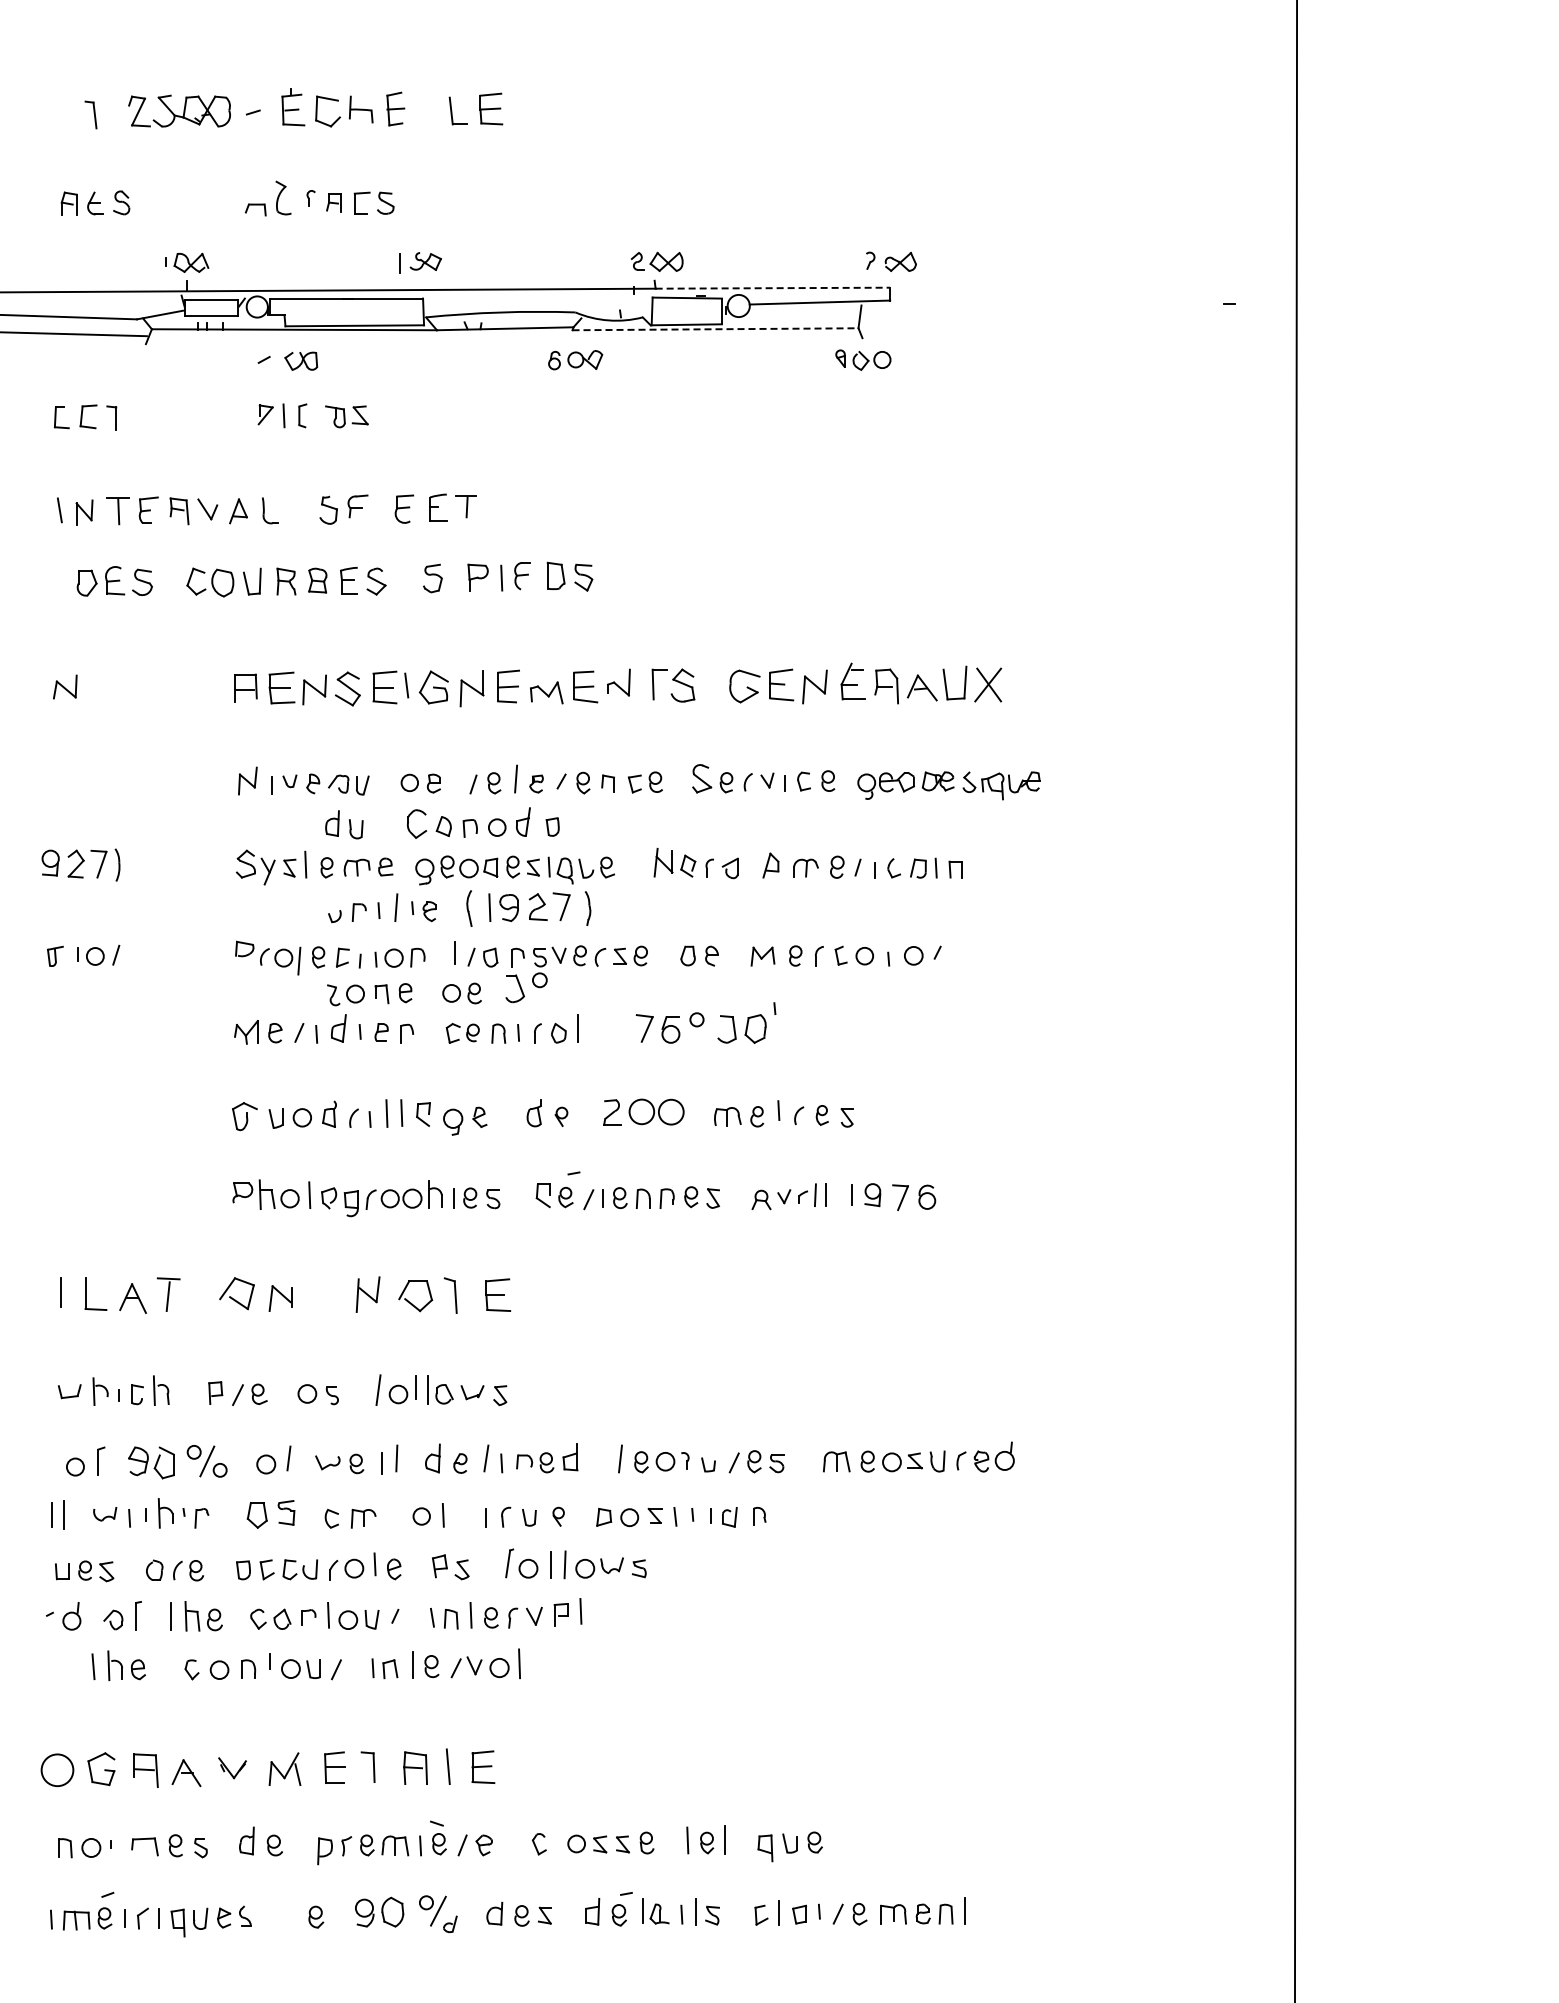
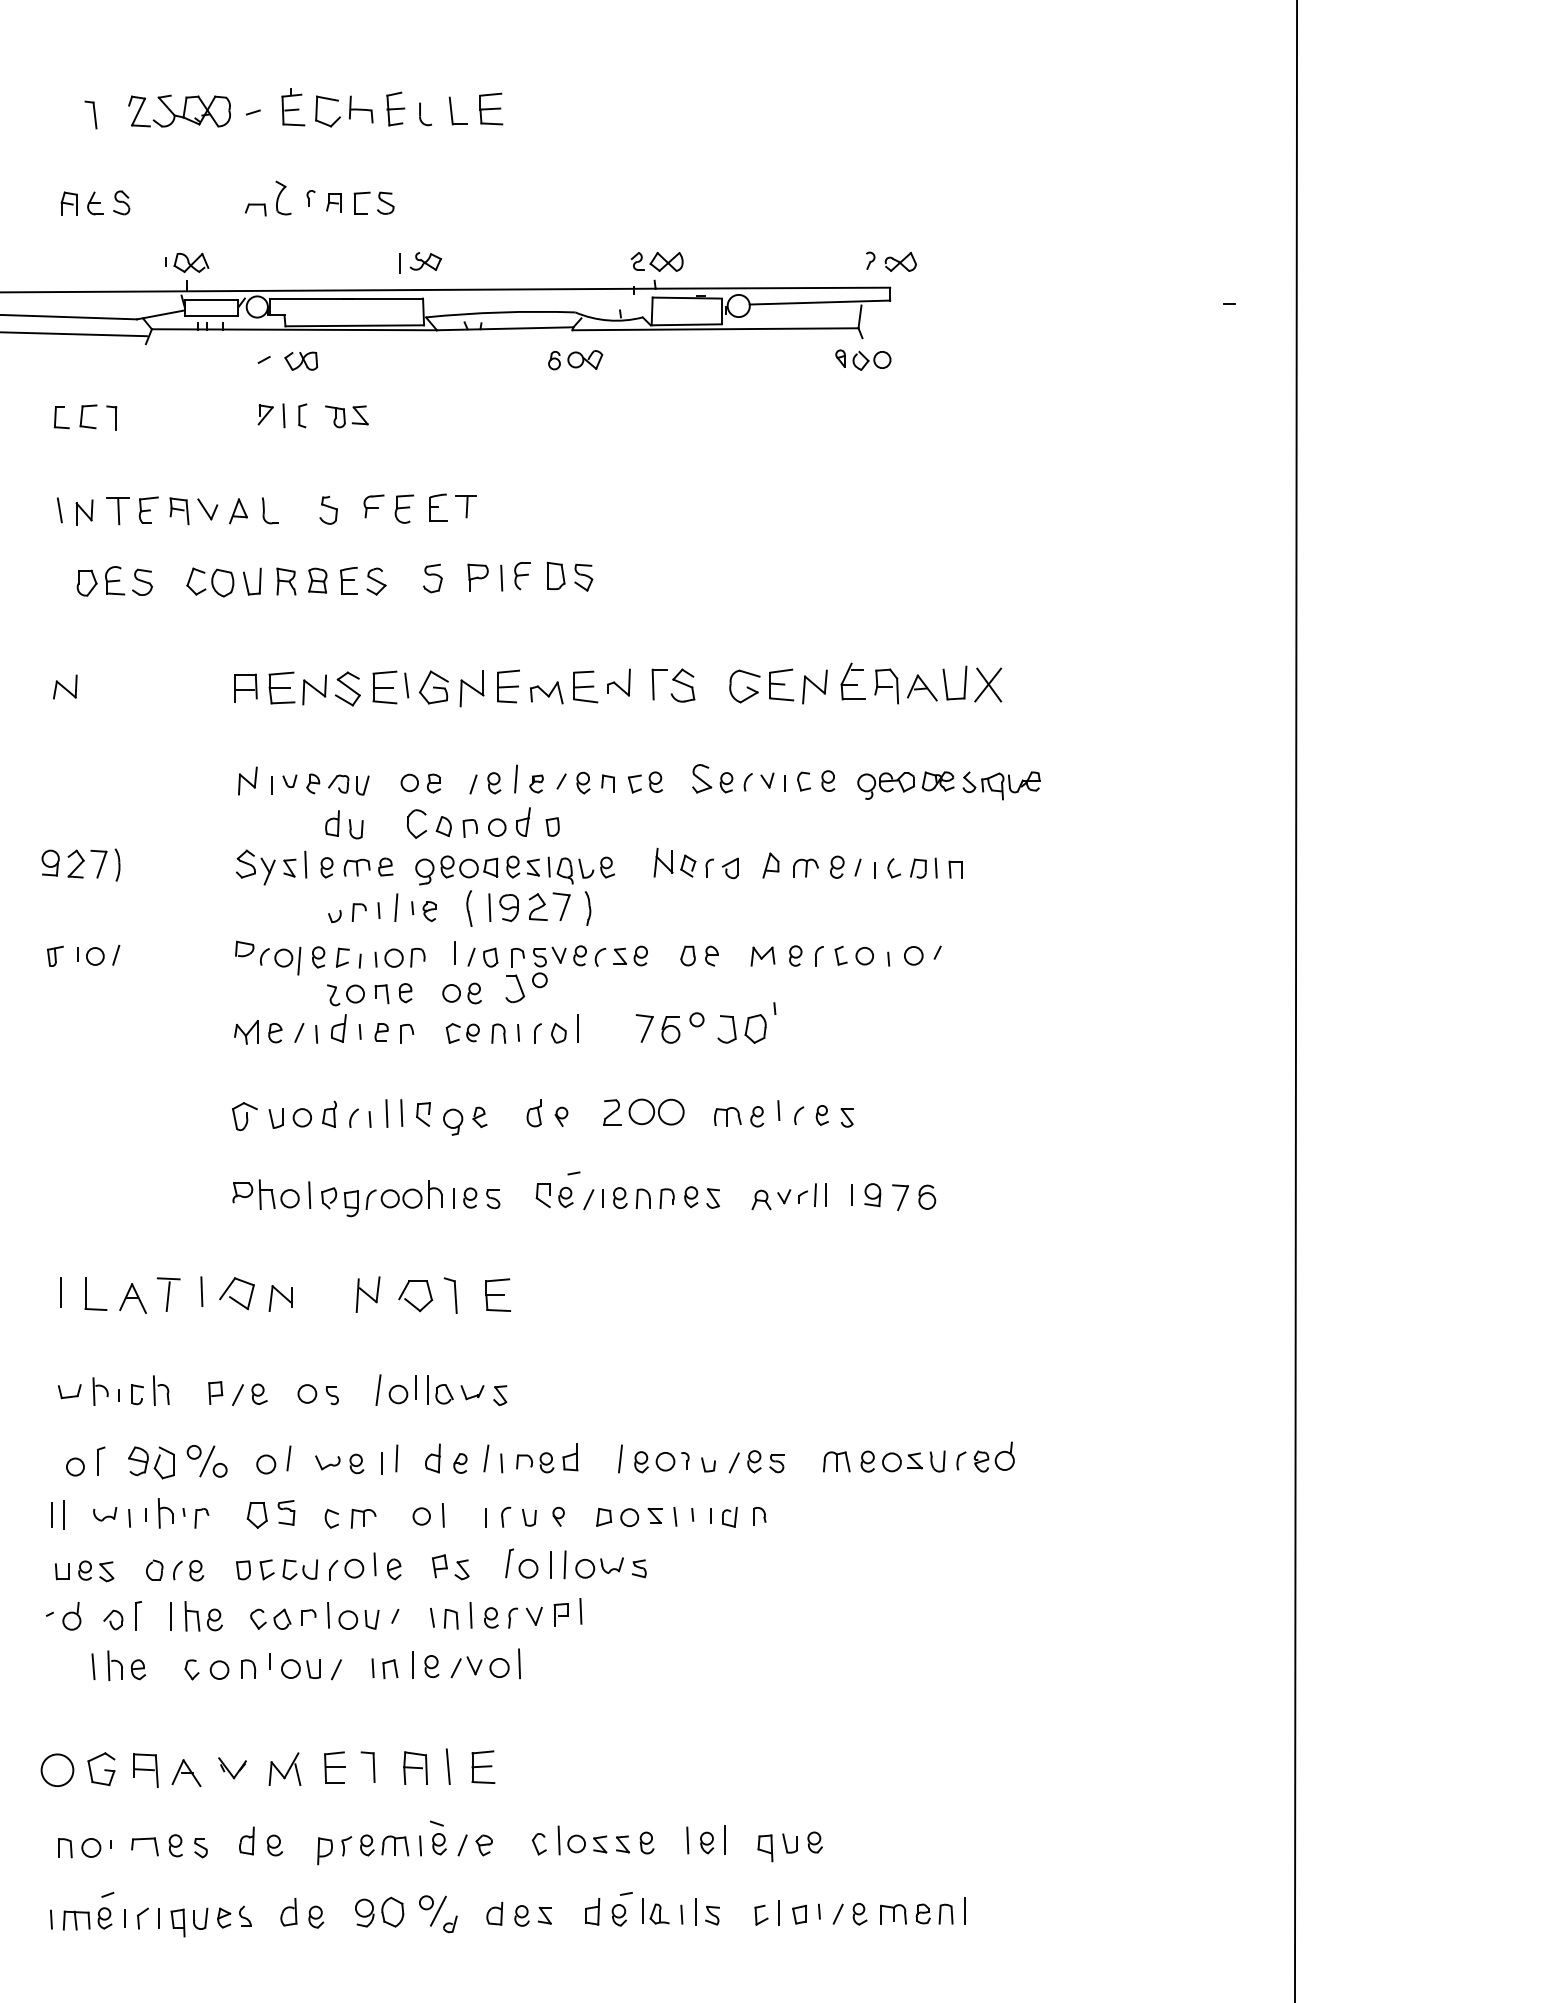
part: none -> present (425, 114)
line: dashed -> solid (773, 288)
line: dashed -> solid (716, 329)
part position: (357, 506) -> (373, 506) (373, 506)
line: none -> present (201, 1291)
line: none -> present (558, 1840)
part: none -> present (288, 1912)
